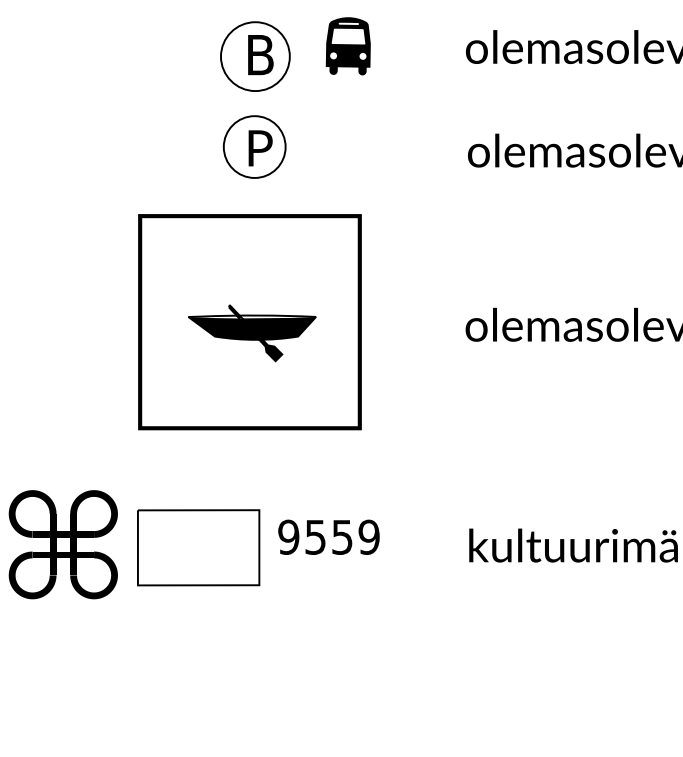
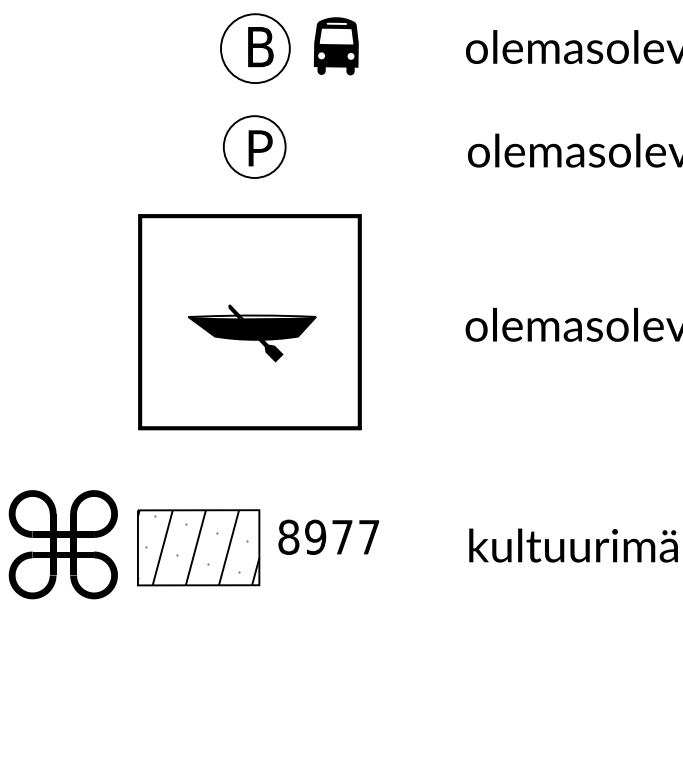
part position: (347, 46) -> (335, 46) (335, 46)
part position: (255, 56) -> (255, 48) (255, 48)
text: 9559 -> 8977 (328, 536)
hatch: none -> present (198, 547)
